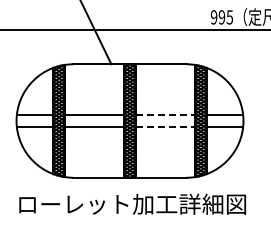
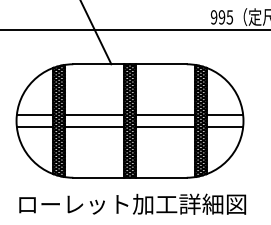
line: dashed -> solid (165, 115)
line: dashed -> solid (165, 126)
